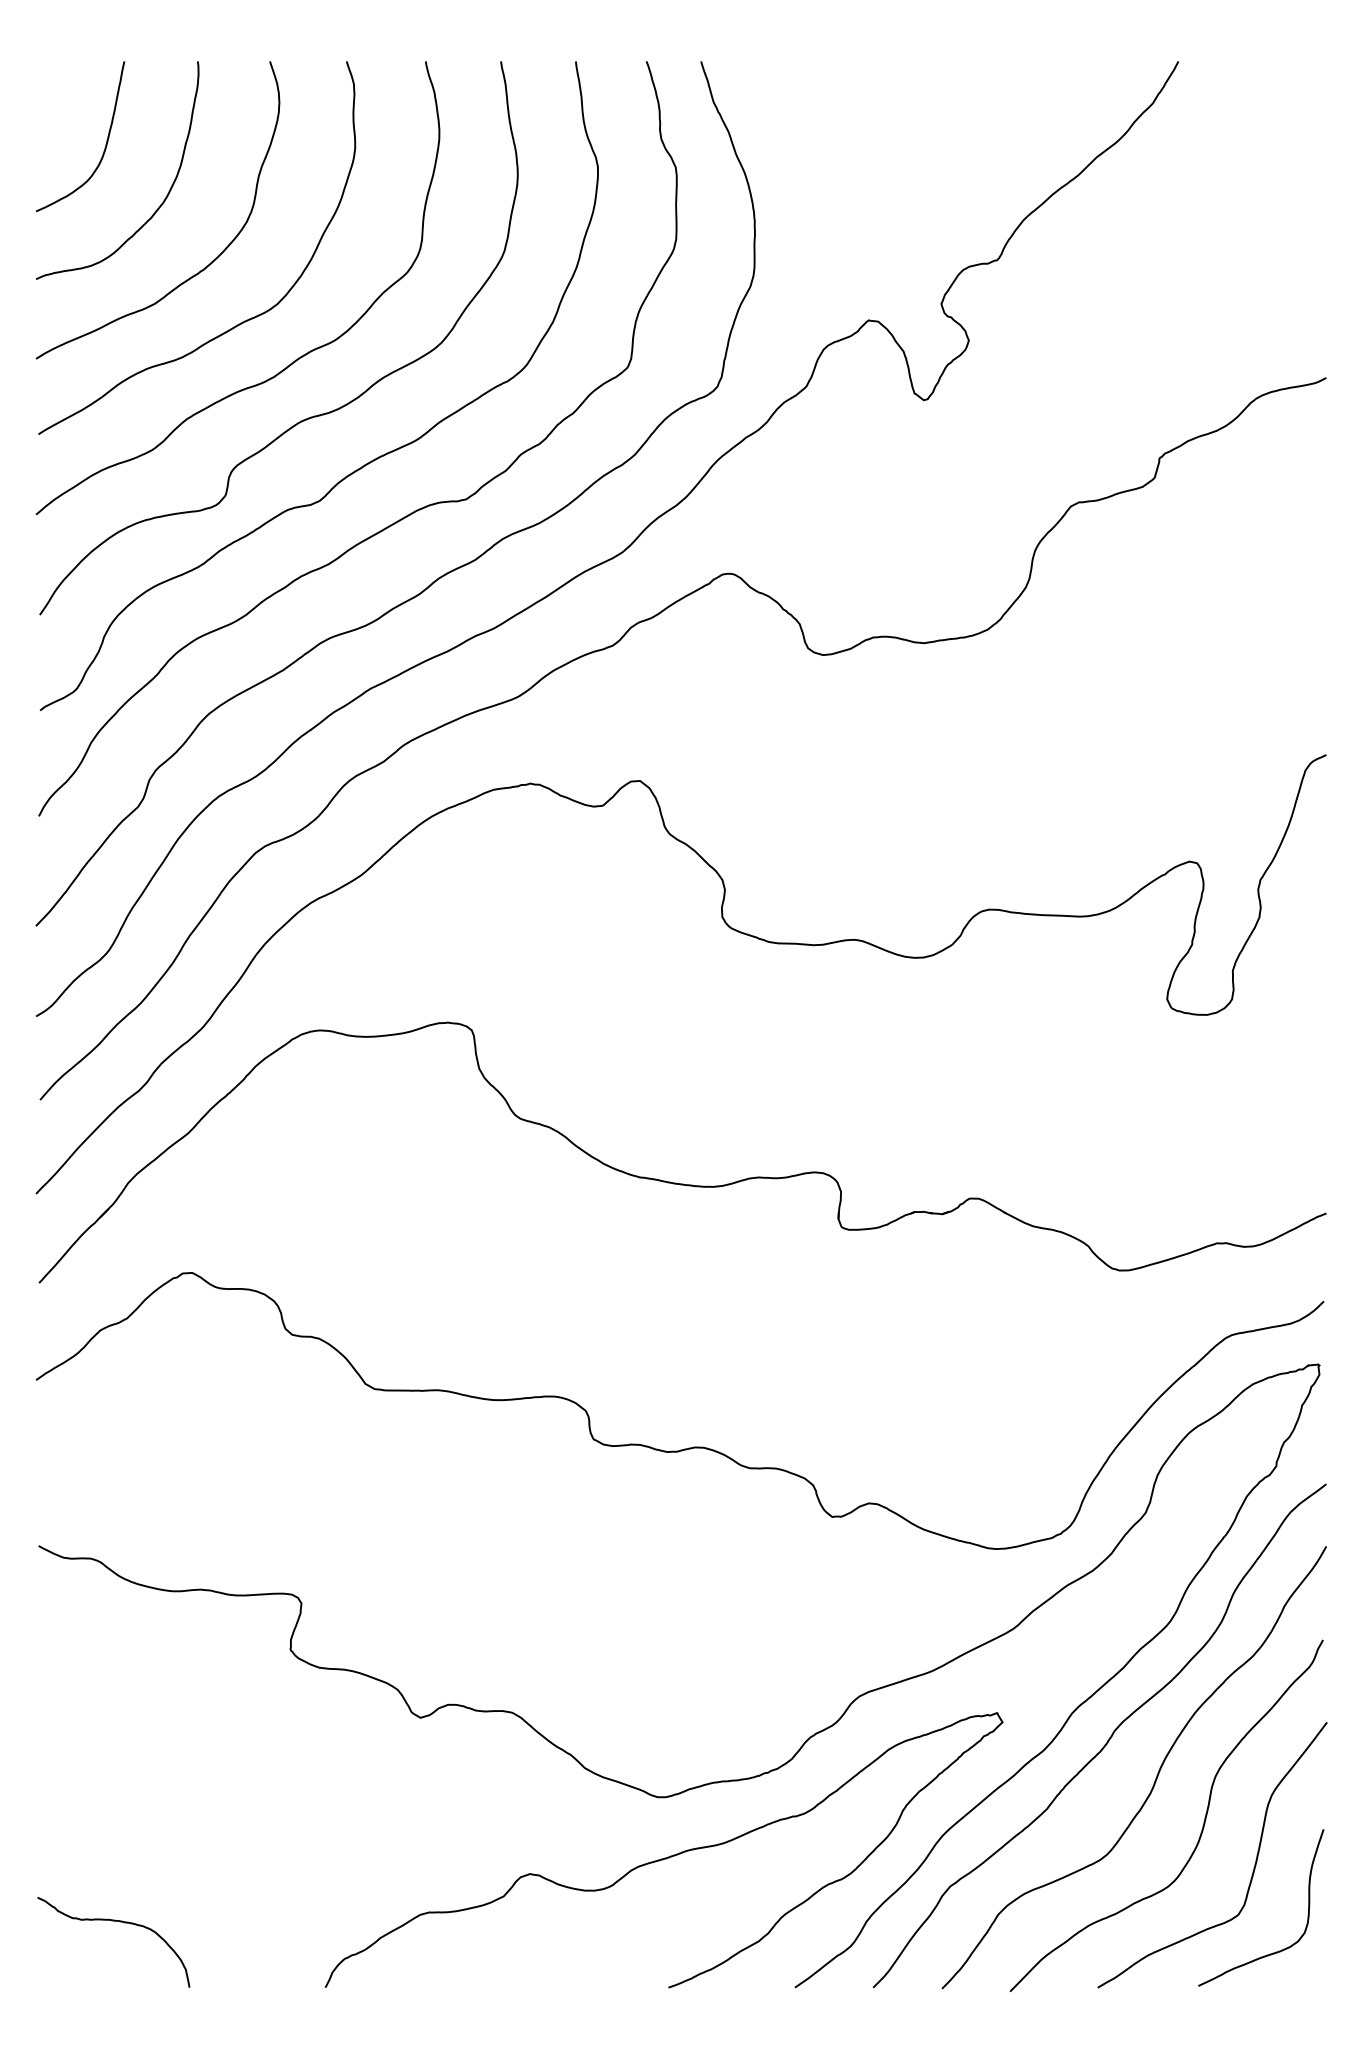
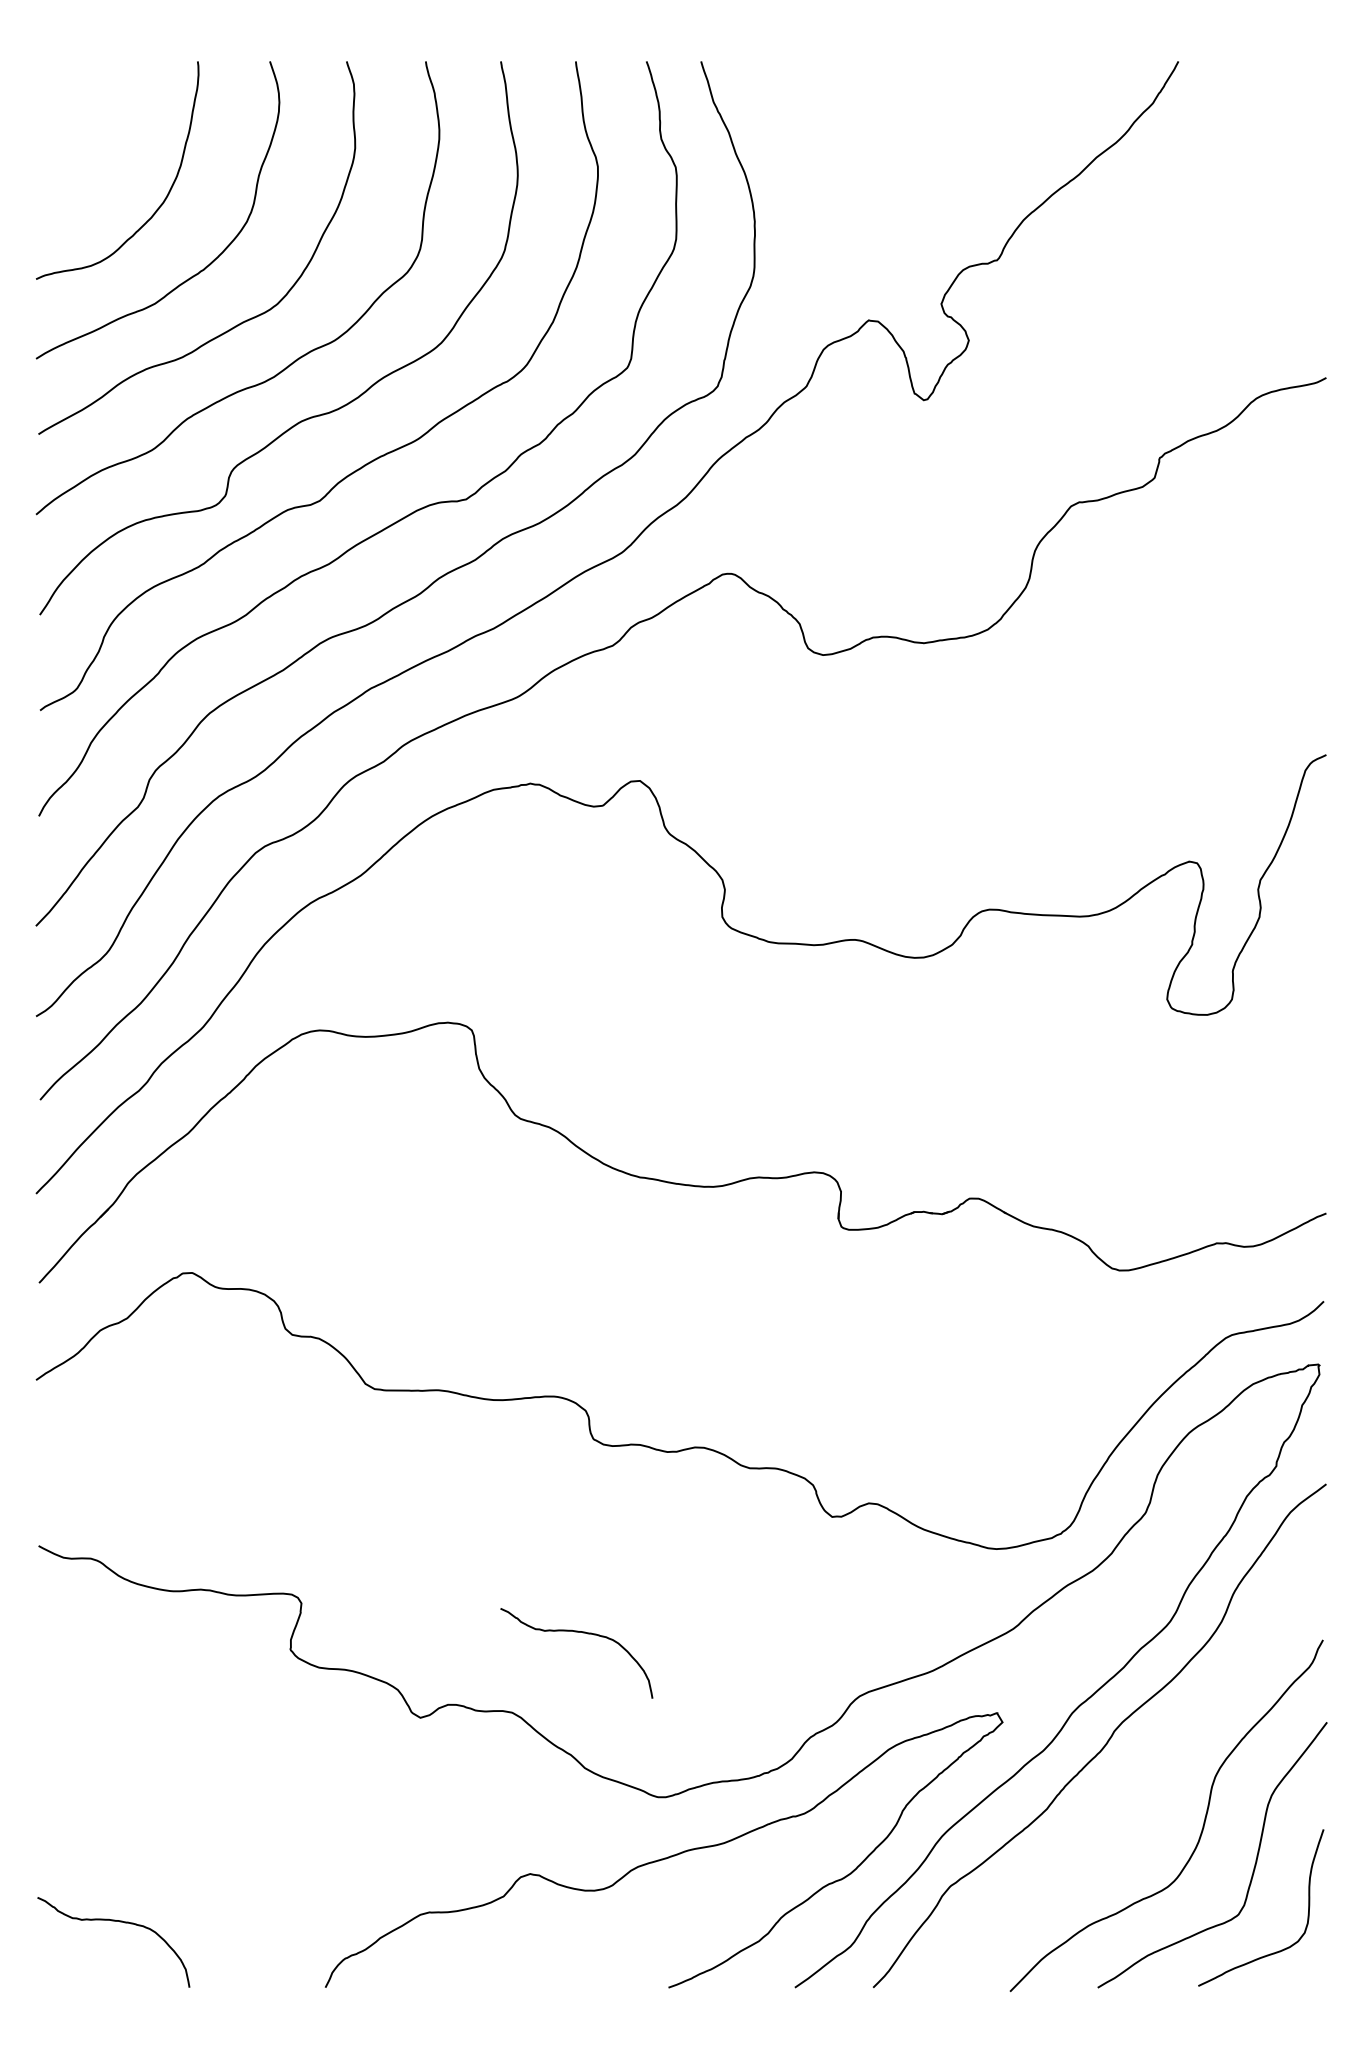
curve: present -> none (105, 144)
curve: none -> present (576, 1632)
curve: present -> none (1156, 1775)
